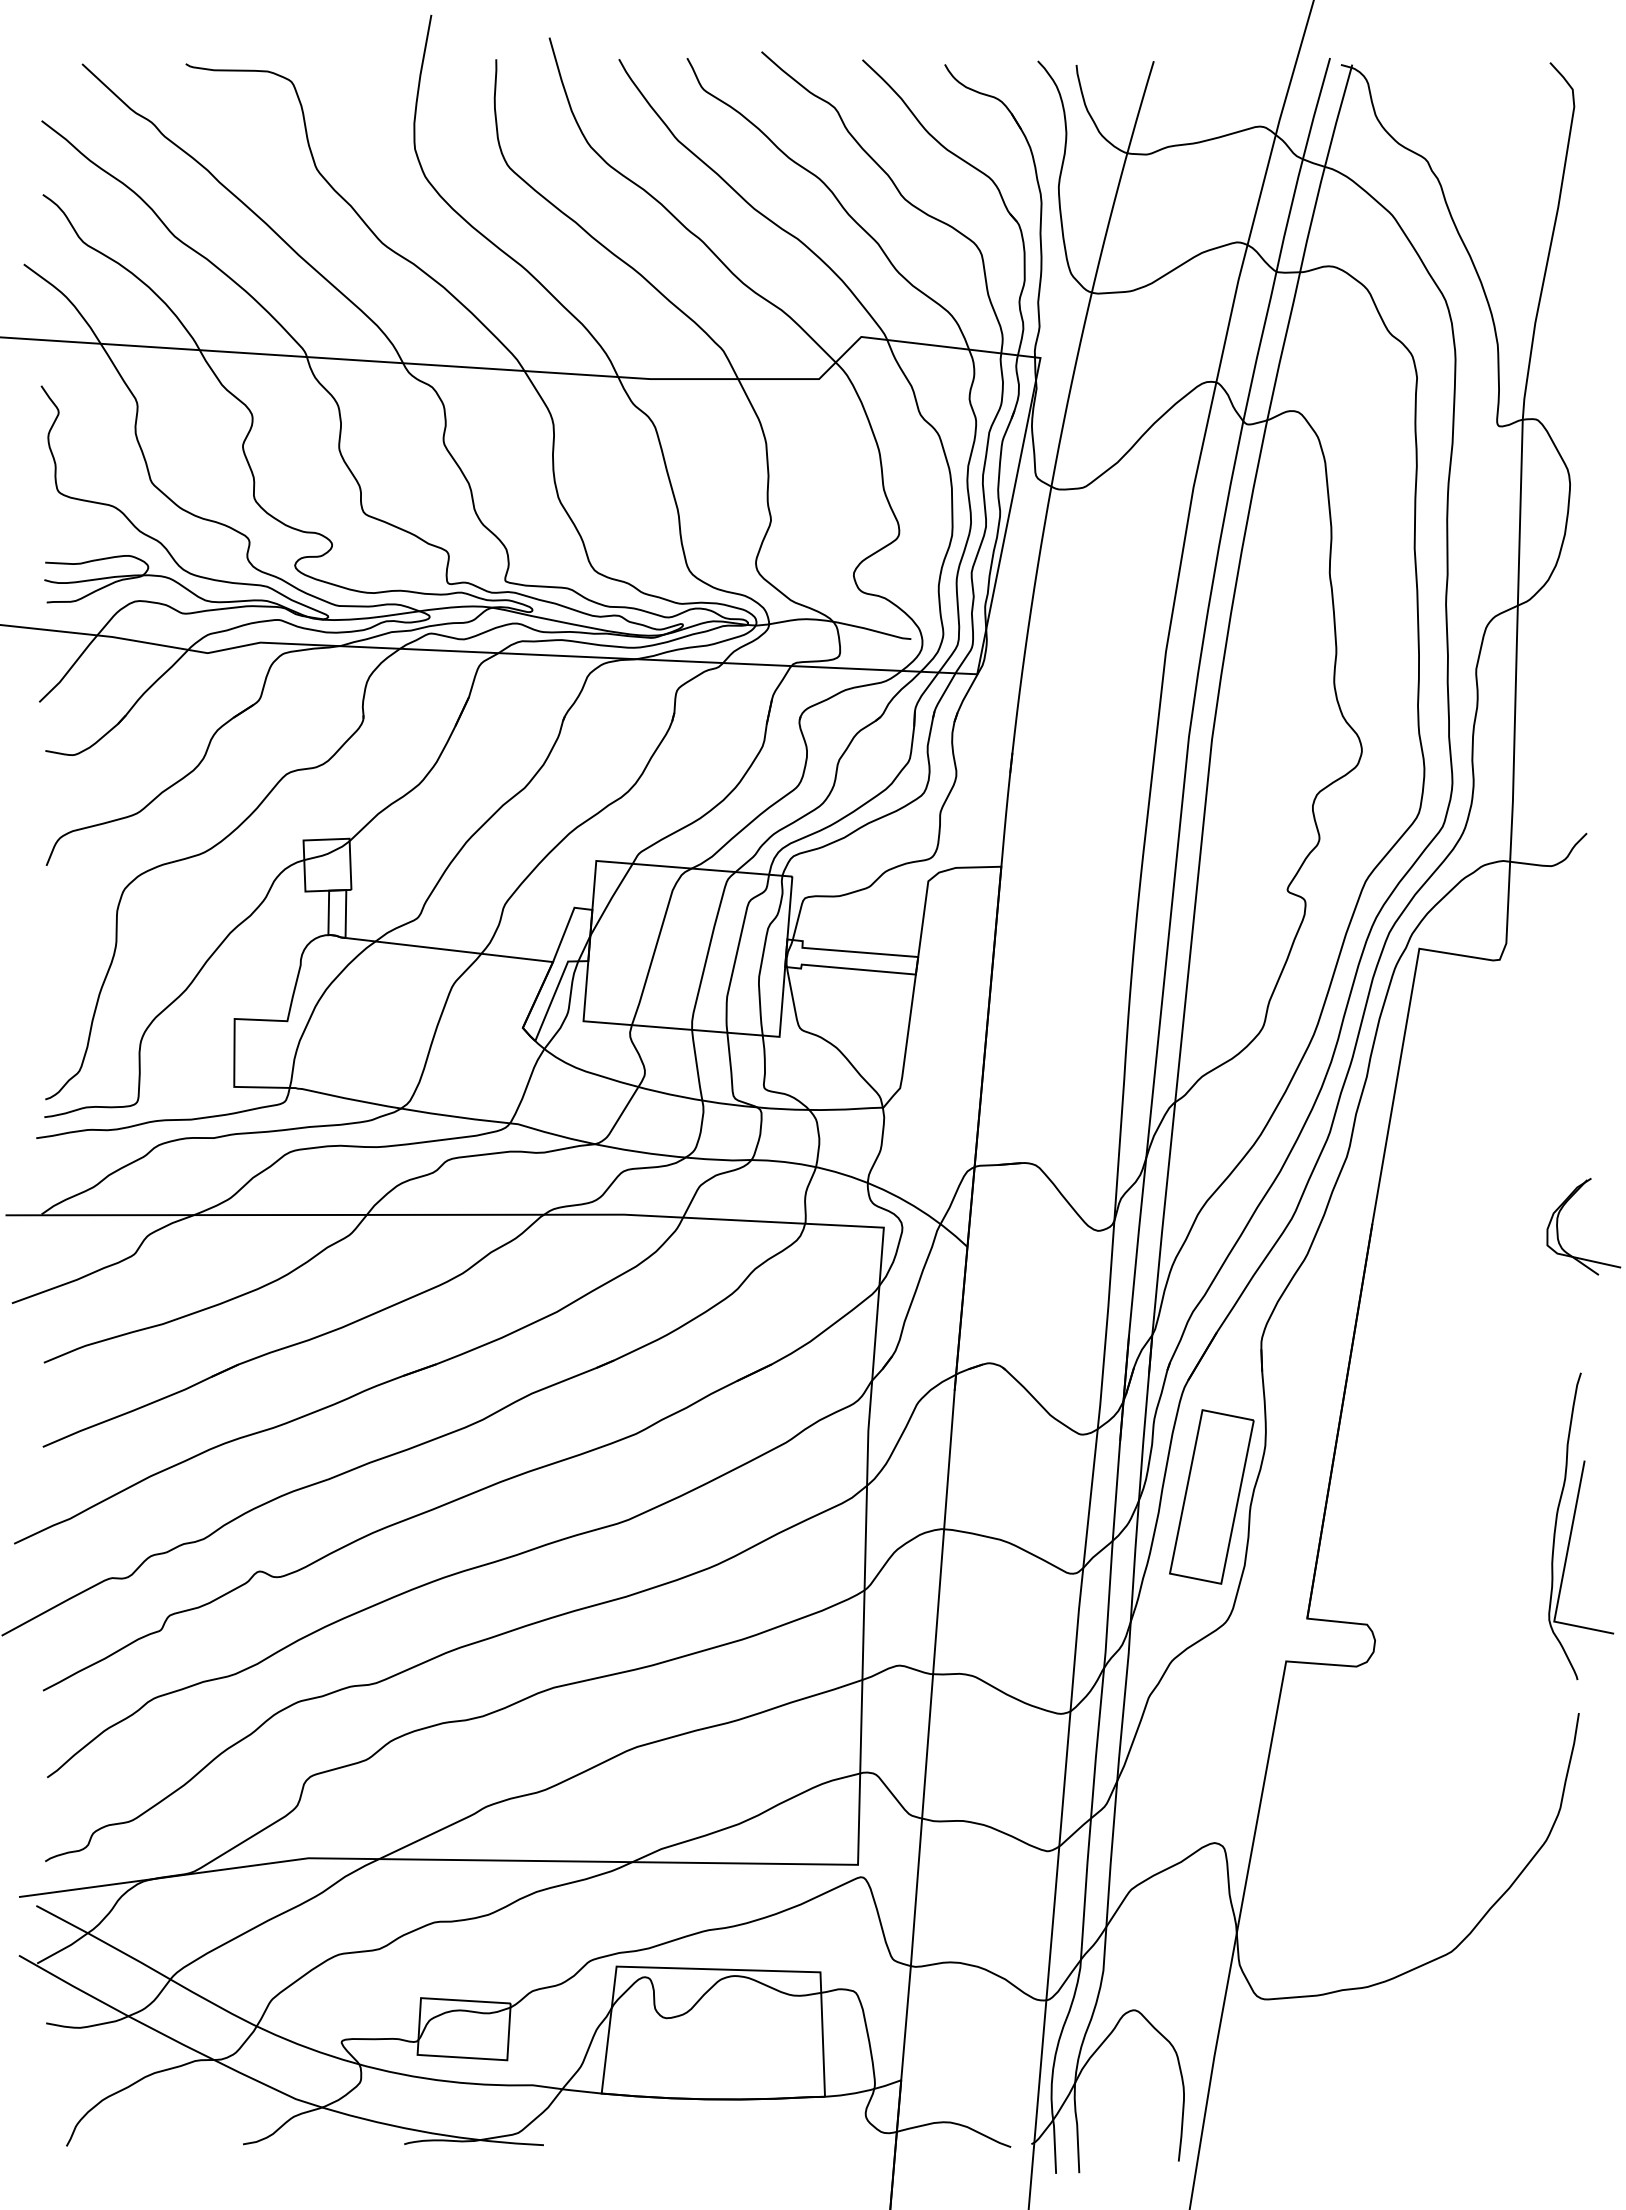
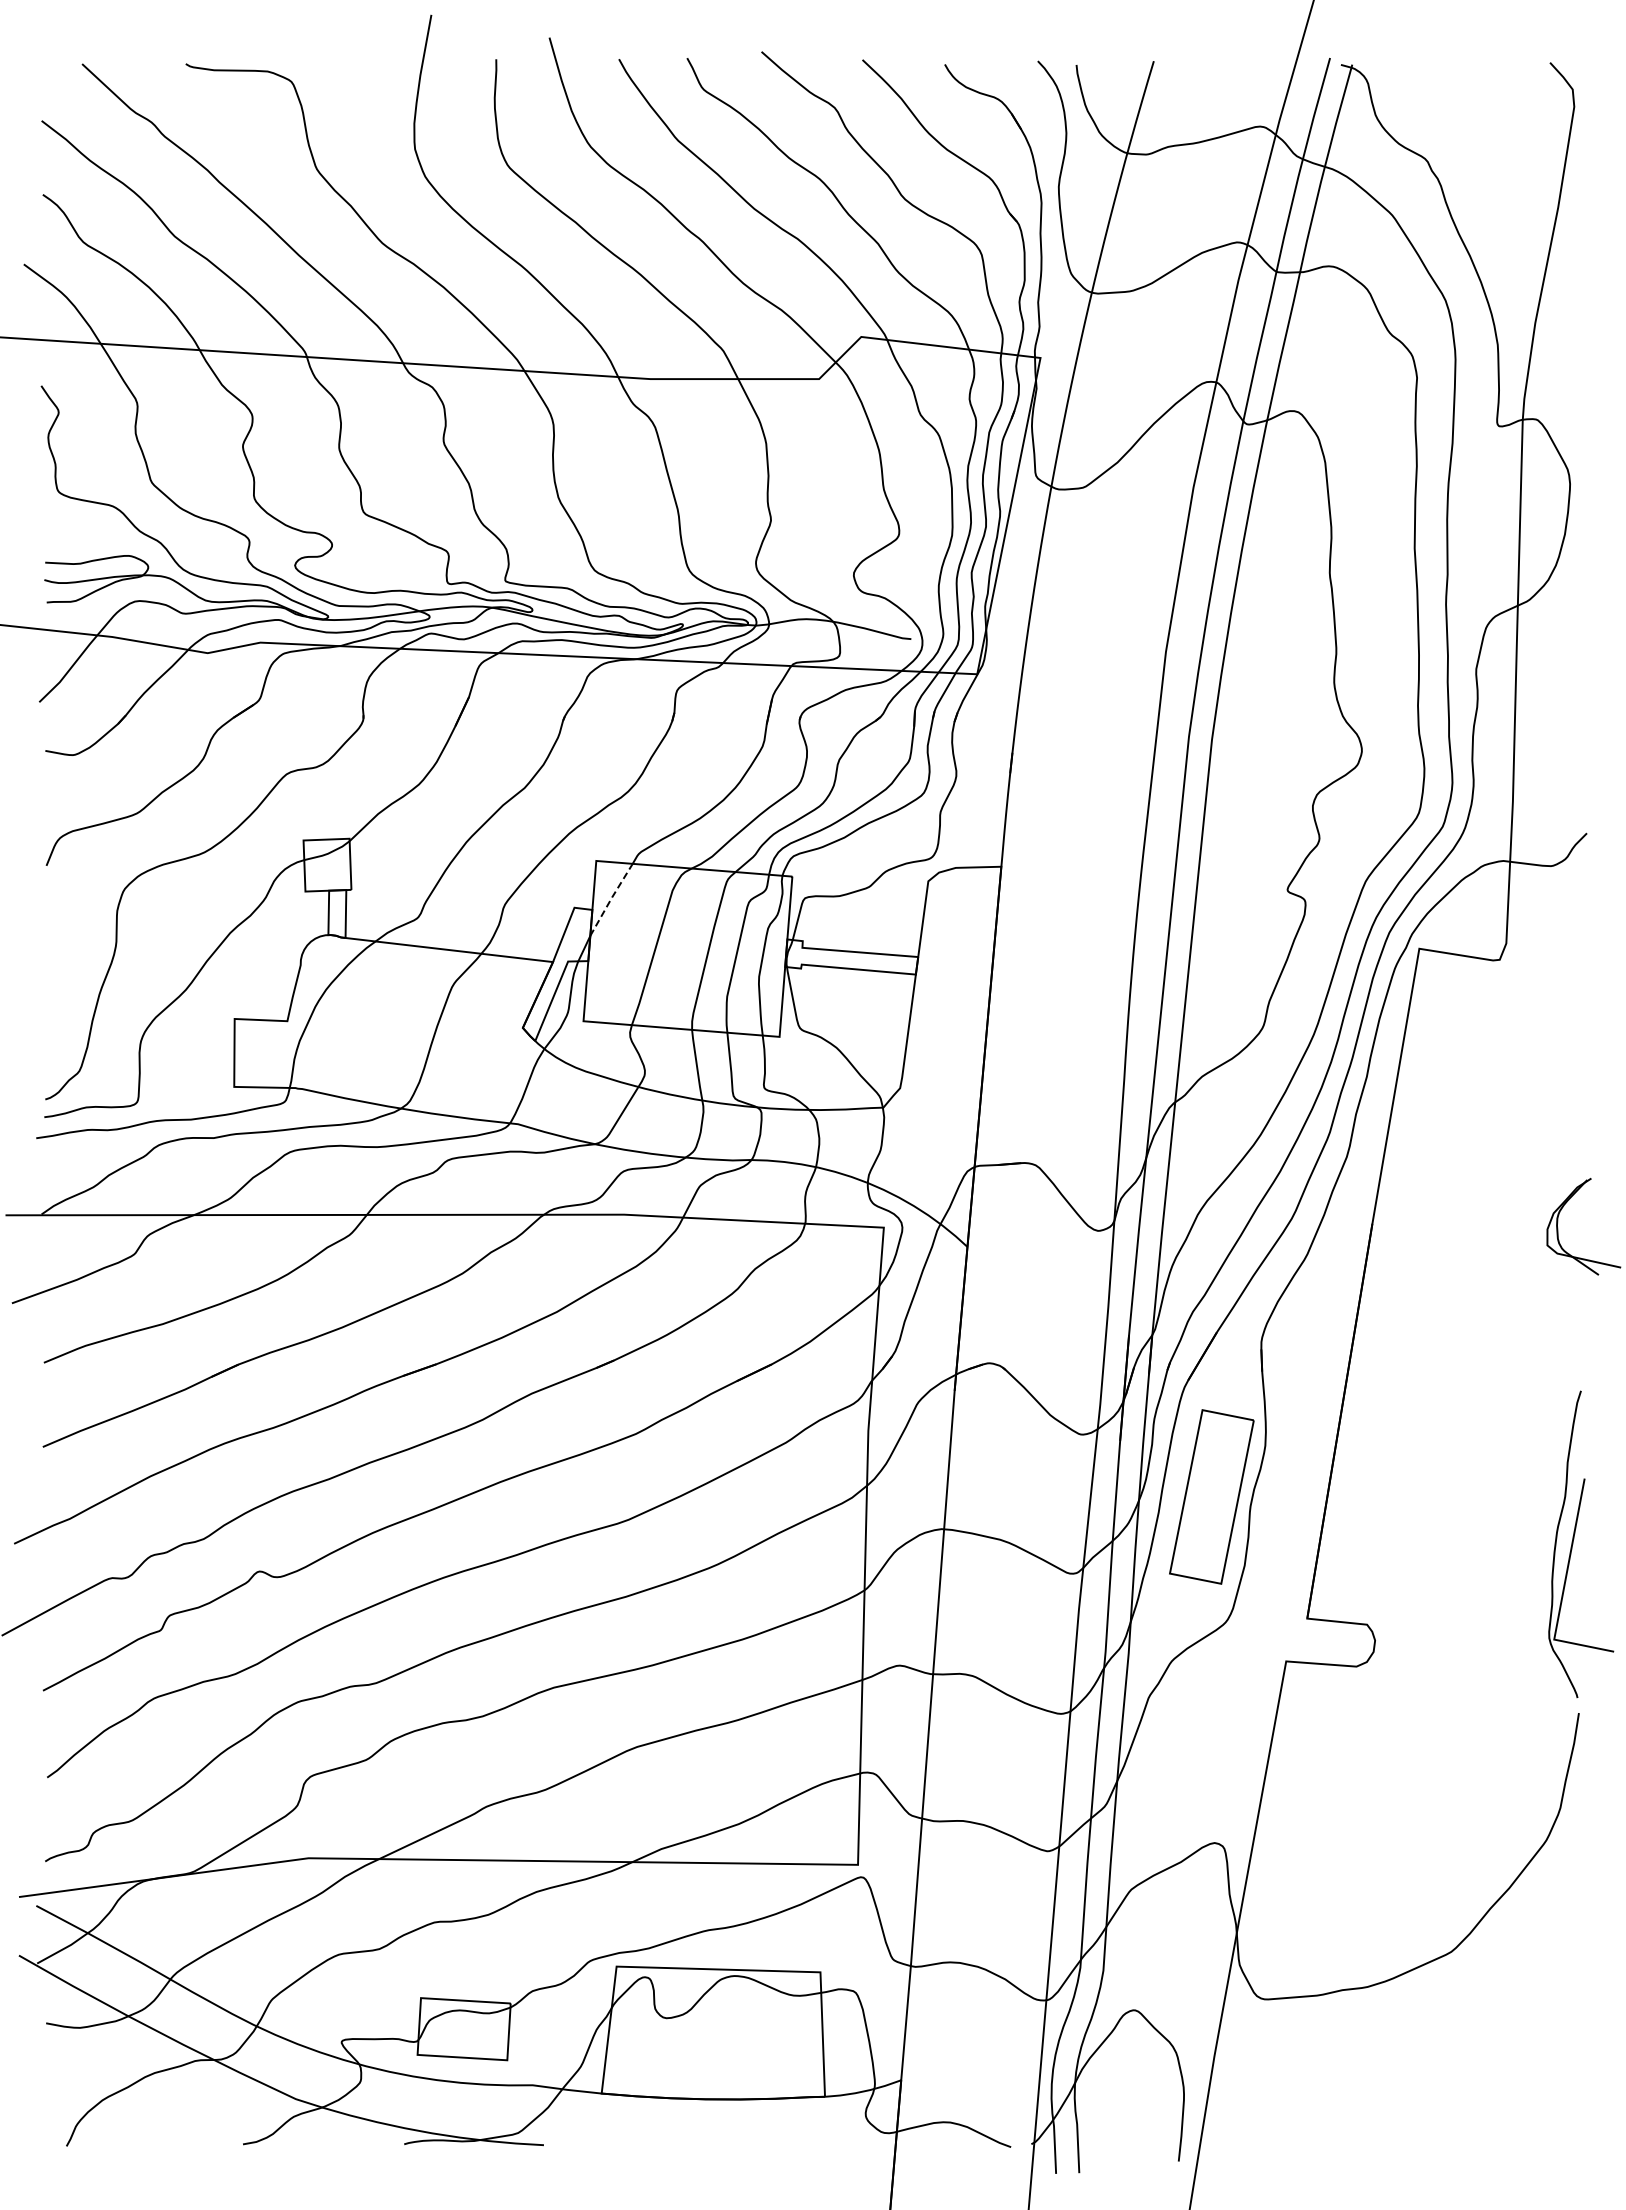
line: solid -> dashed (611, 899)
part position: (1573, 1525) -> (1573, 1543) (1573, 1543)
